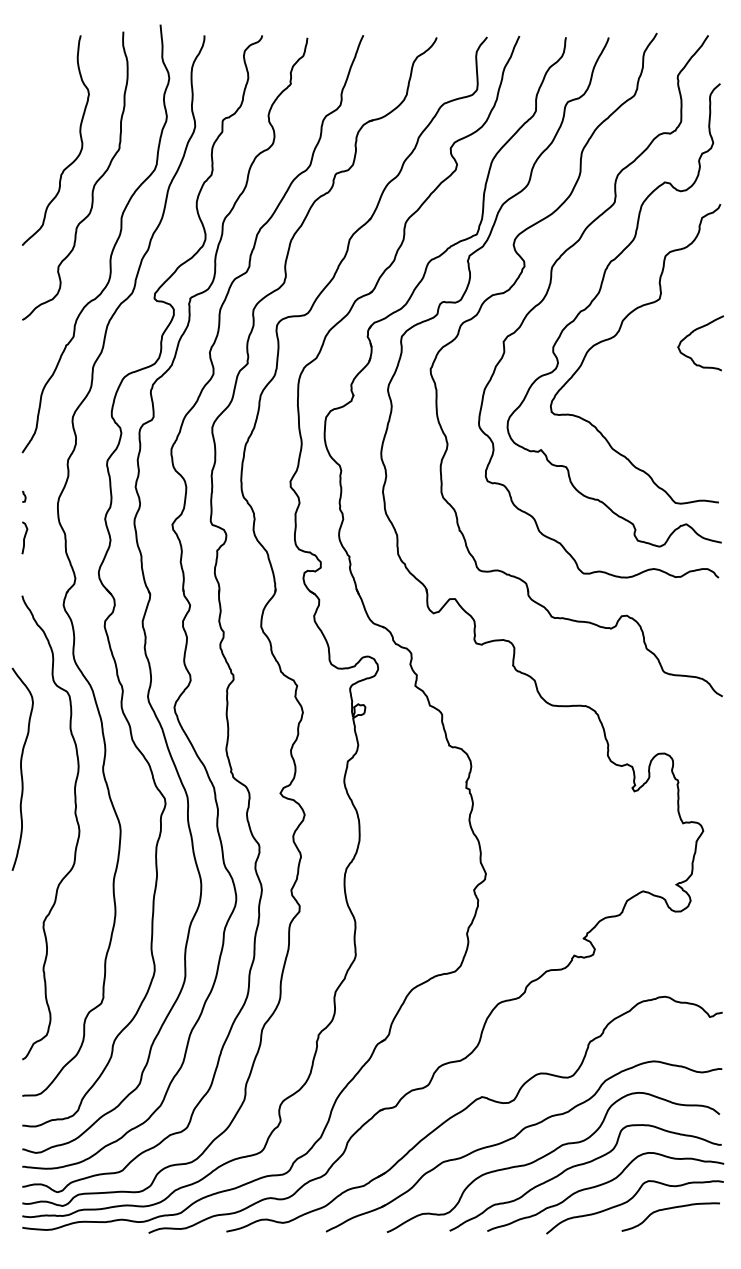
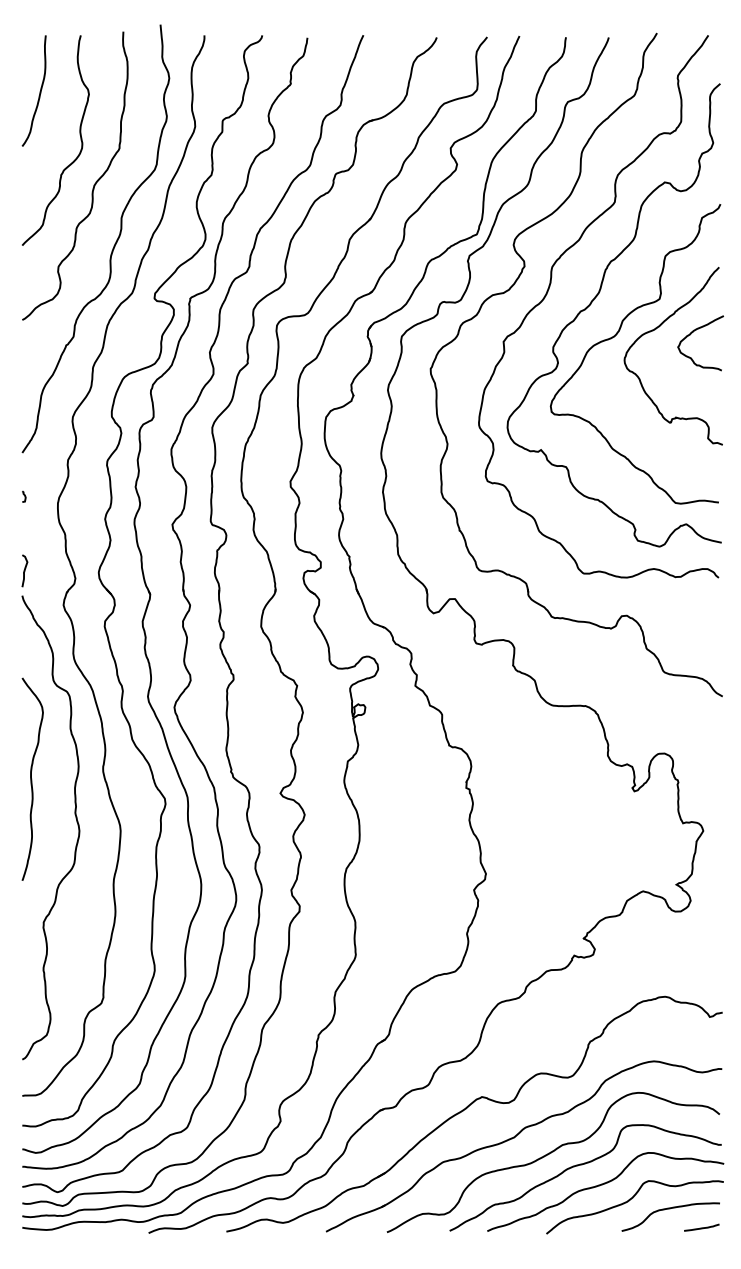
curve: none -> present (39, 91)
curve: none -> present (656, 329)
curve position: (24, 537) -> (24, 570) (24, 570)
curve position: (21, 768) -> (31, 778) (31, 778)
line: none -> present (701, 1227)
